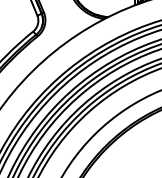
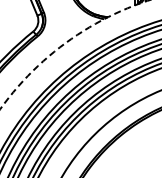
arc: solid -> dashed (66, 42)
